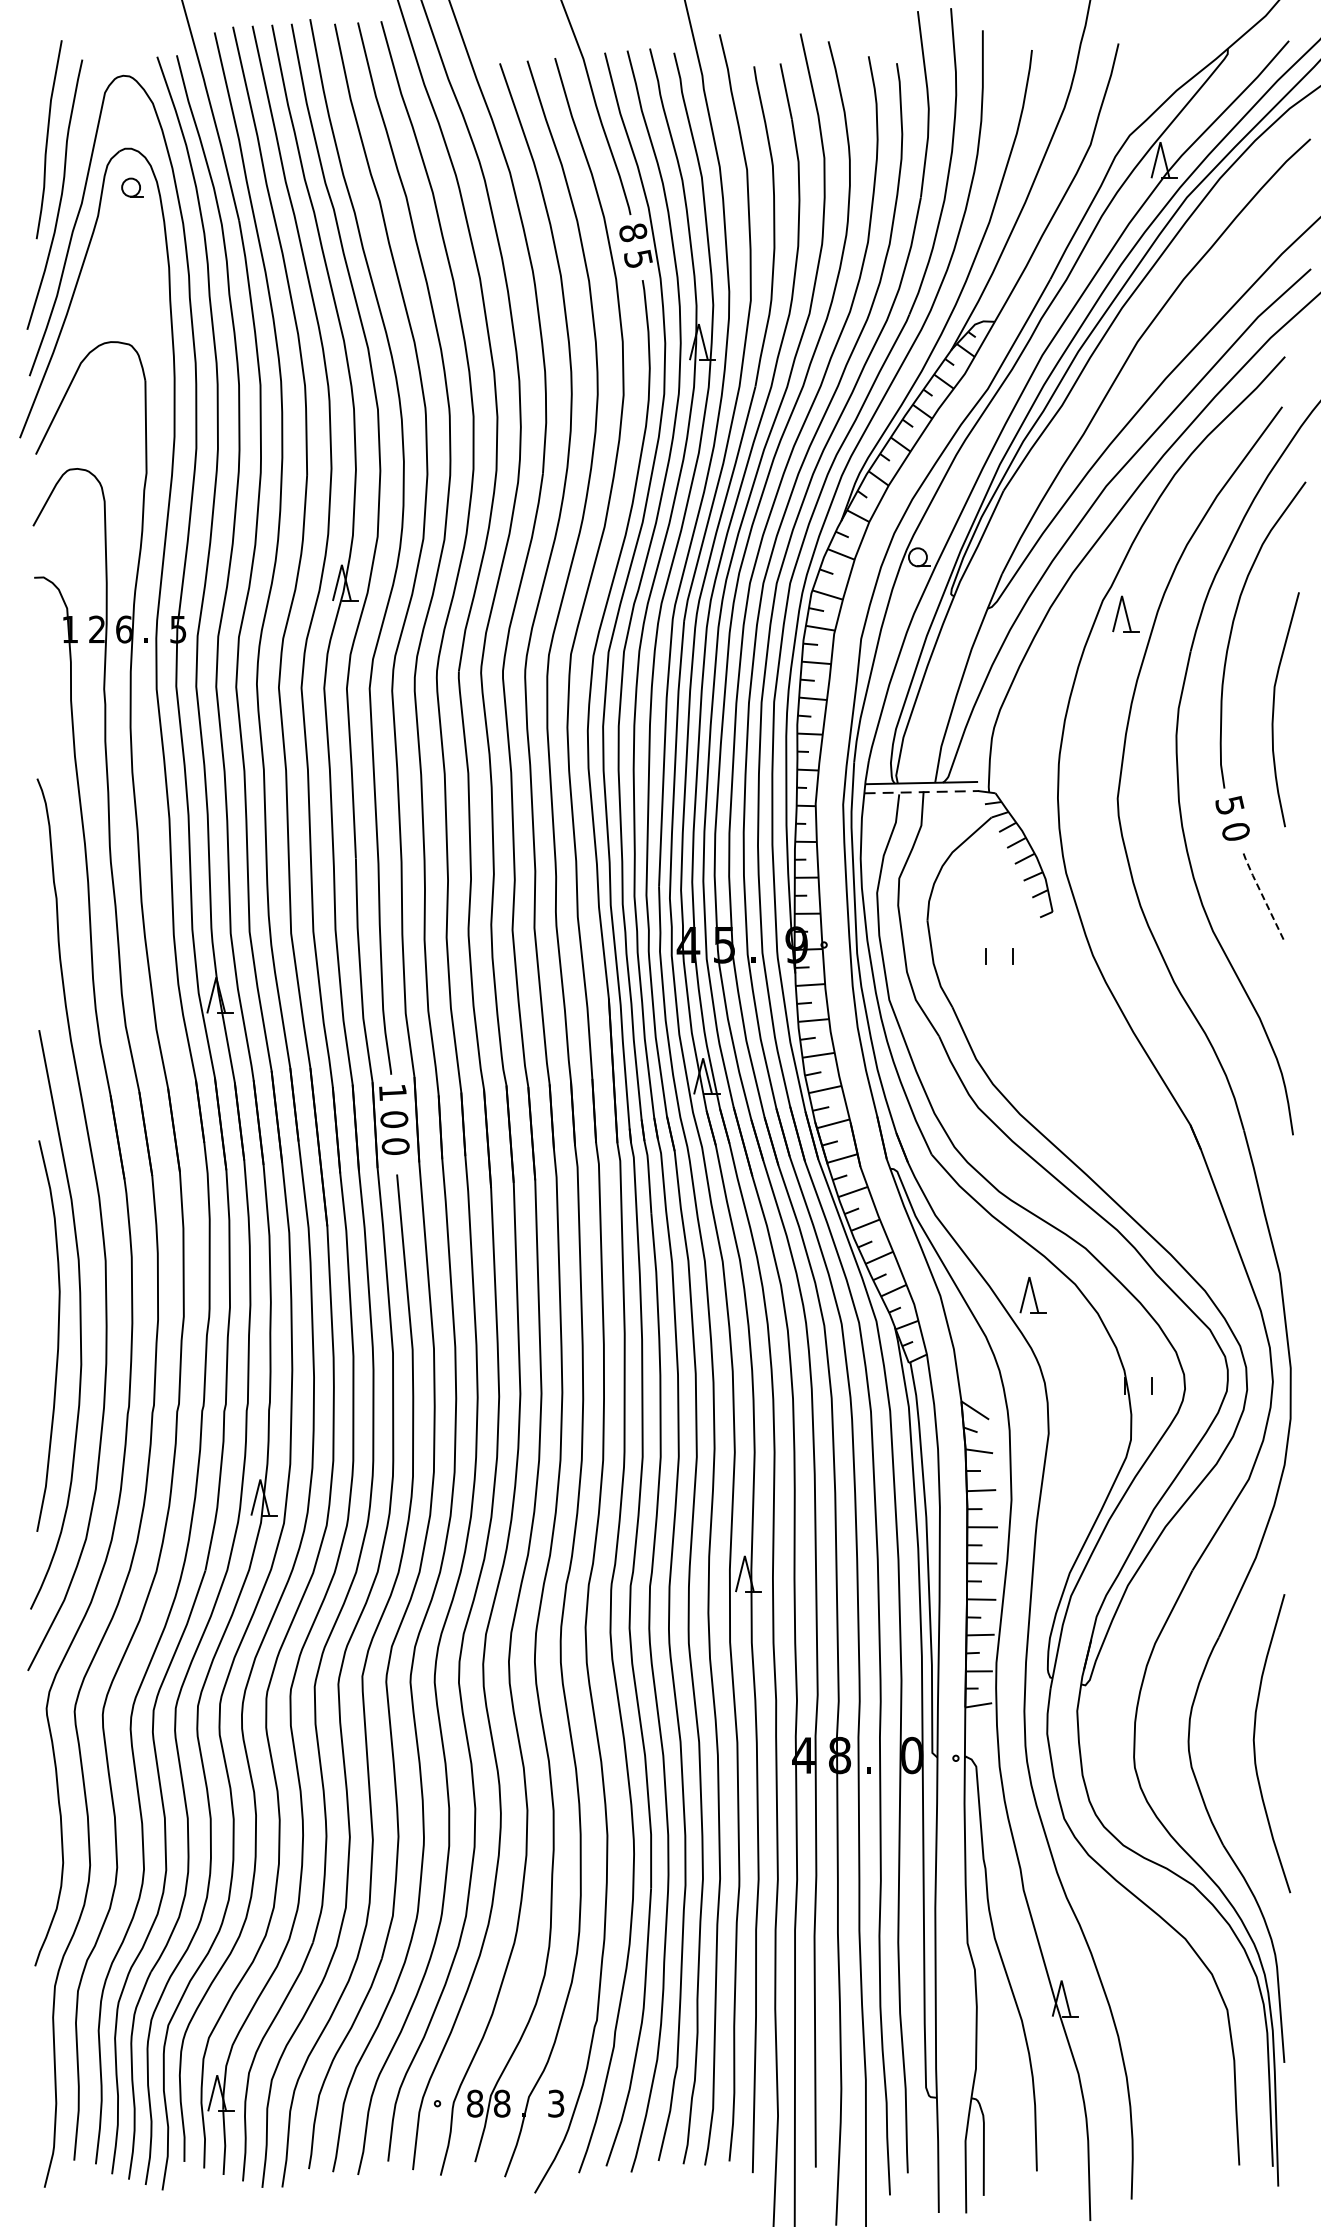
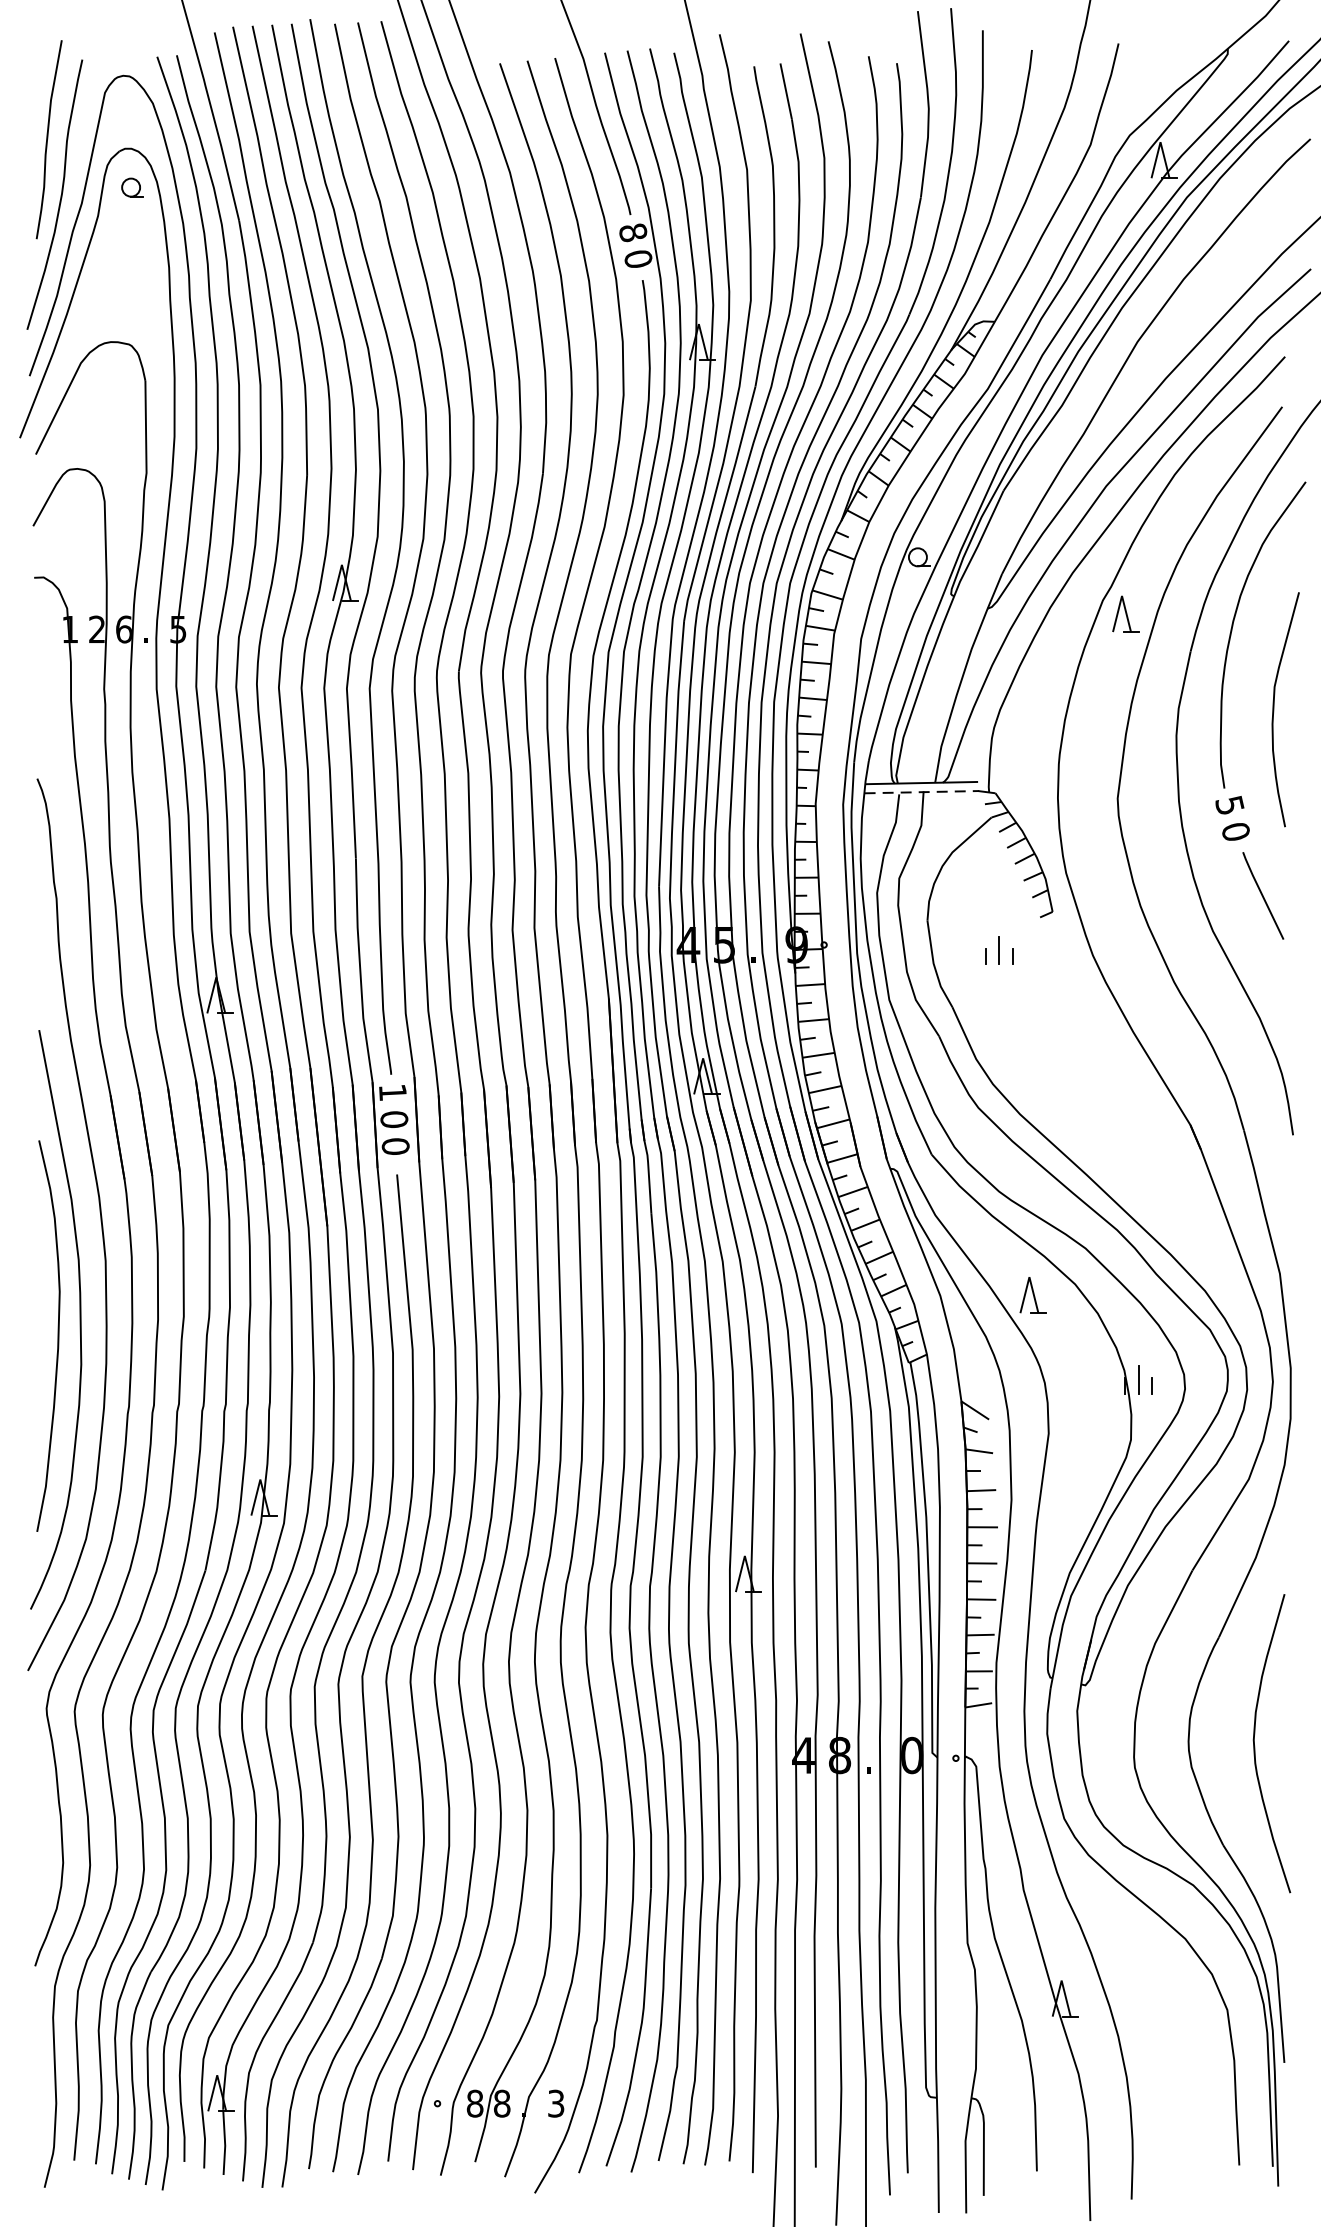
text: 5 -> 0 (638, 258)
line: dashed -> solid (1262, 895)
line: none -> present (999, 950)
line: none -> present (1138, 1379)
